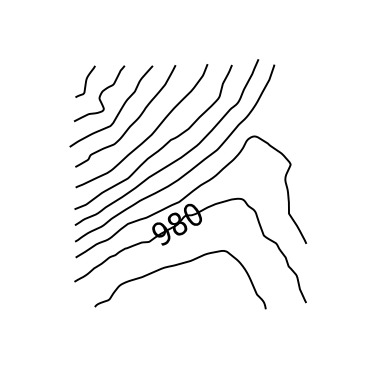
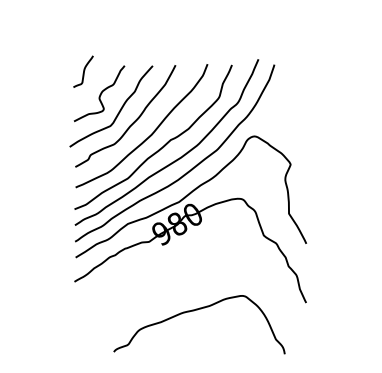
curve position: (85, 81) -> (83, 71) (83, 71)
curve position: (175, 266) -> (194, 311) (194, 311)
